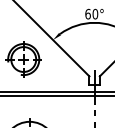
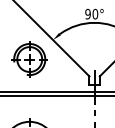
text: 60° -> 90° (87, 13)
part position: (23, 59) -> (29, 59) (29, 59)
